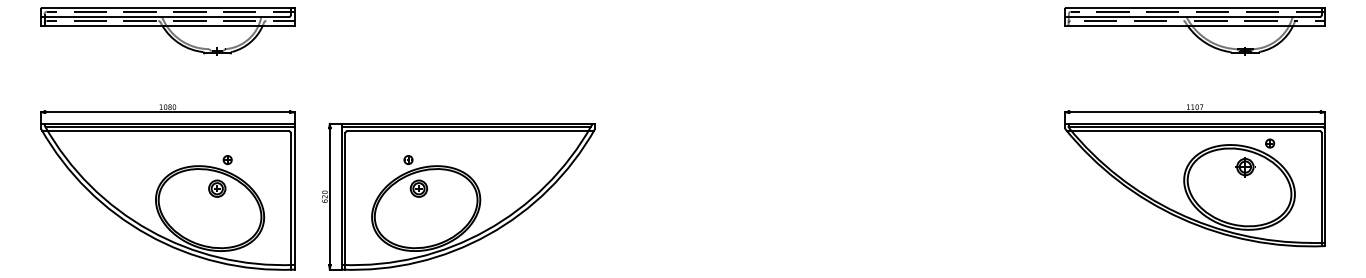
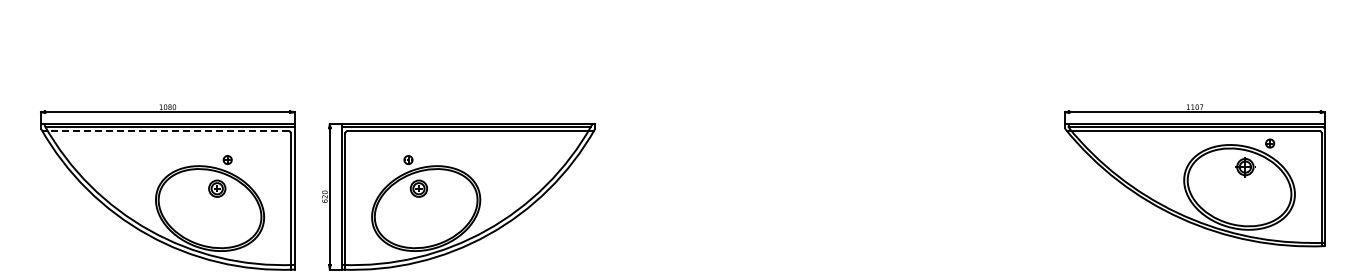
part: present -> none (167, 31)
part: present -> none (1194, 31)
line: solid -> dashed (164, 131)
